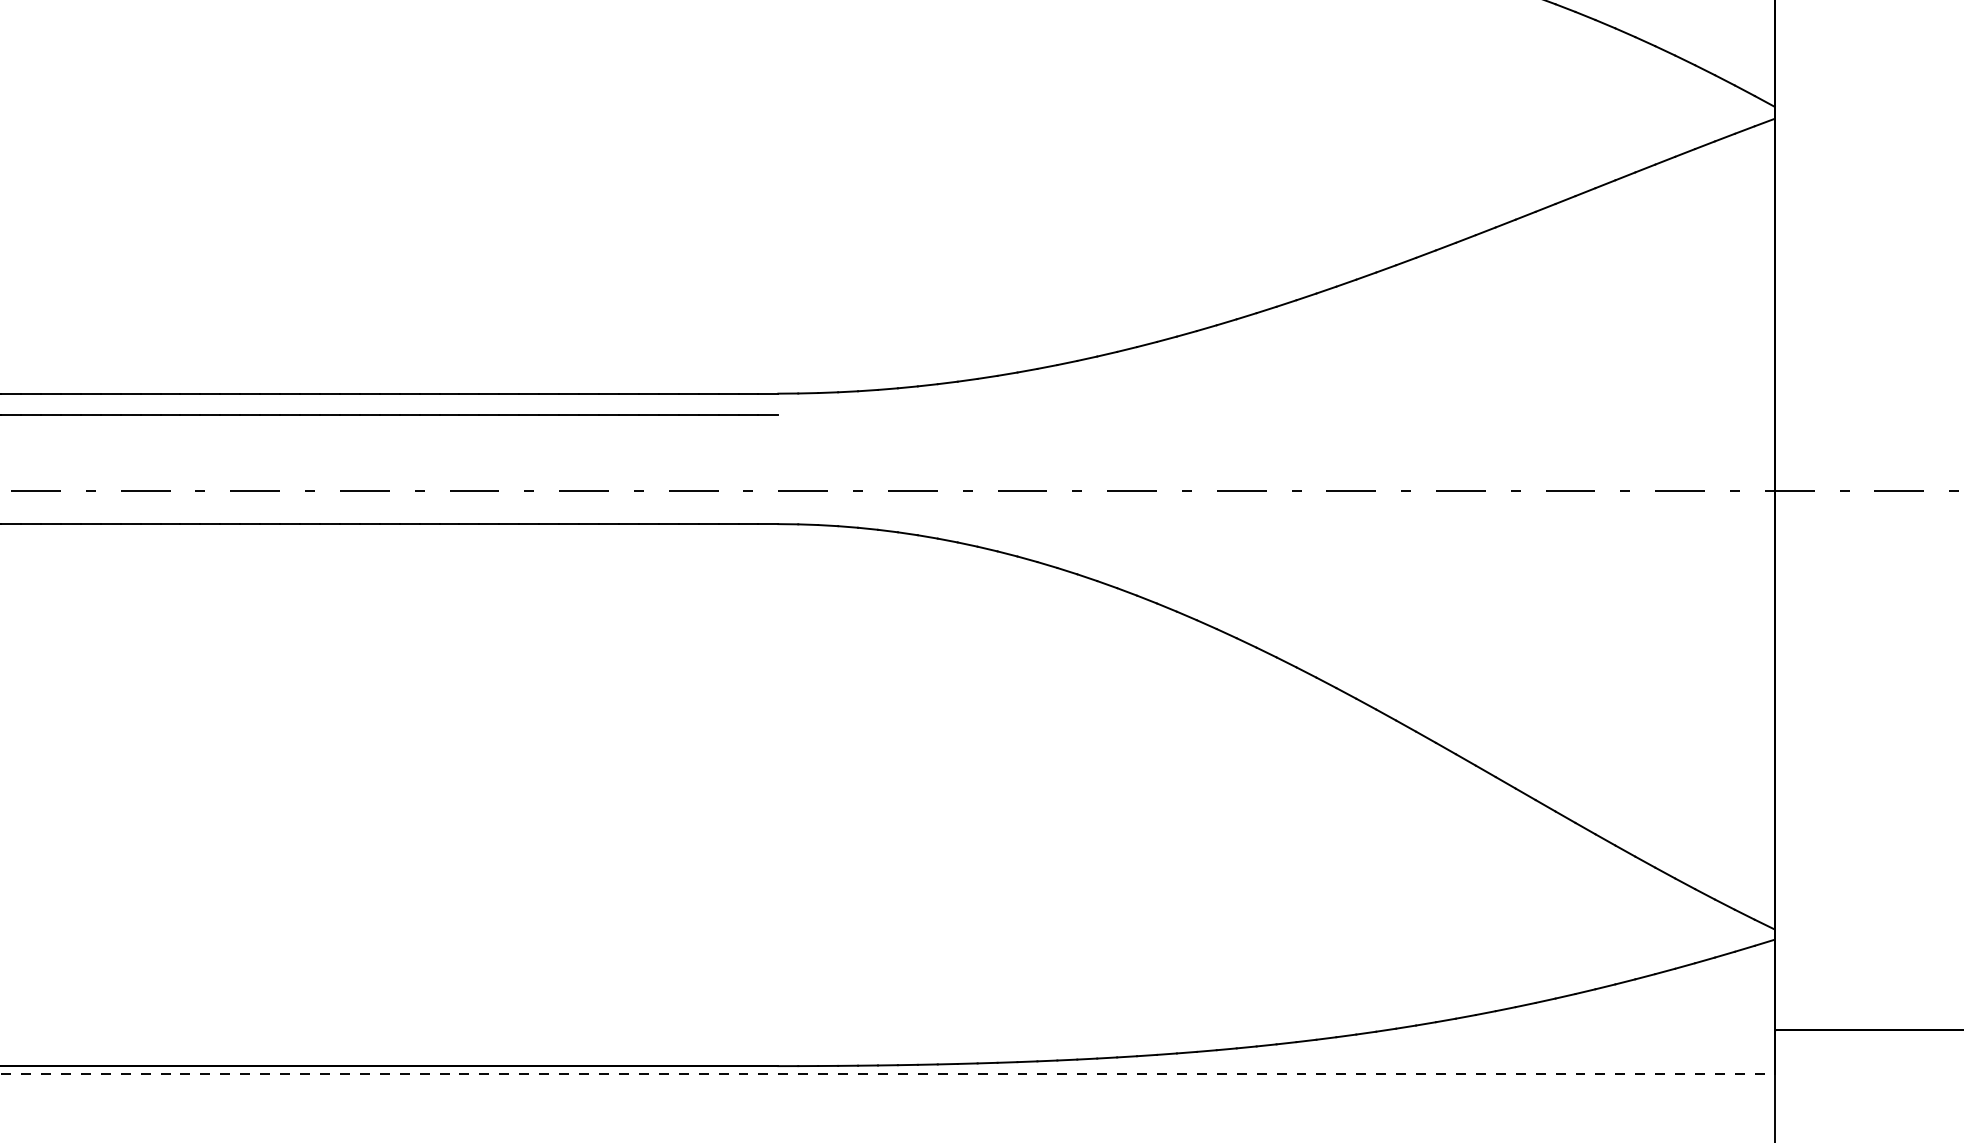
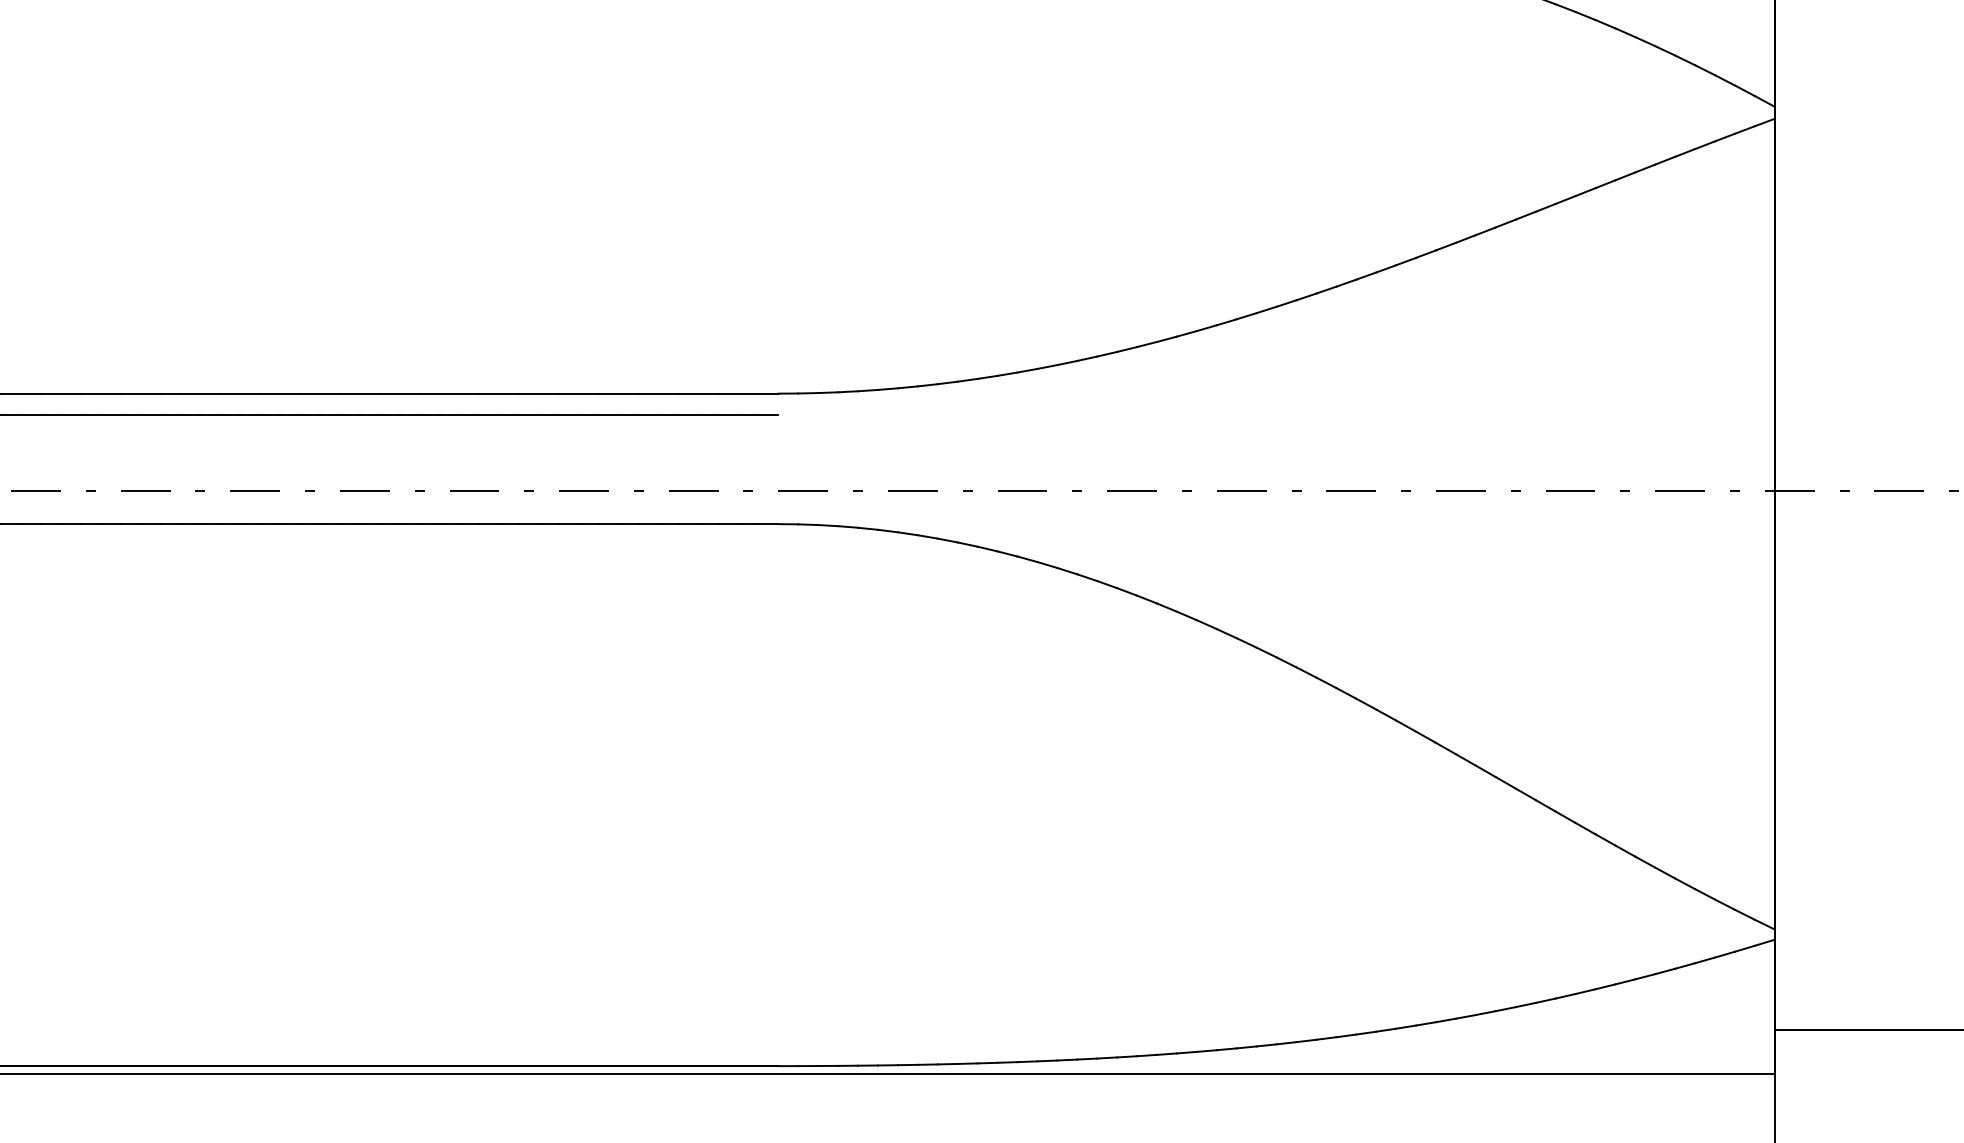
line: dashed -> solid (887, 1074)
